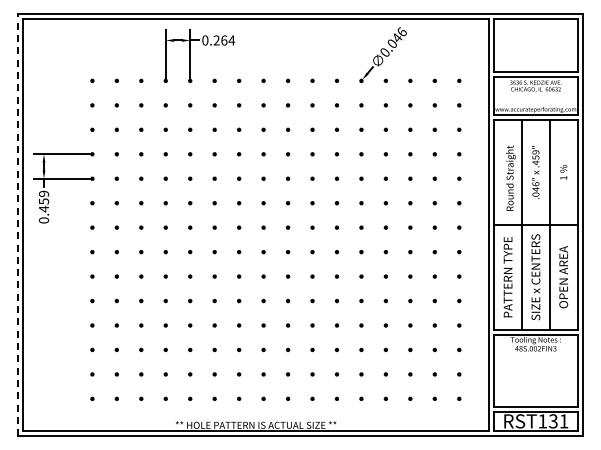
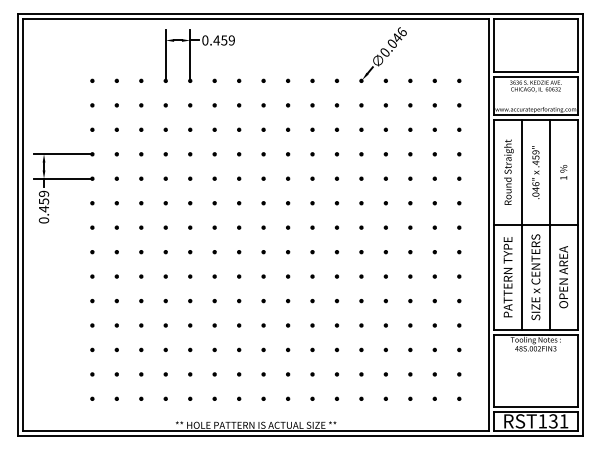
text: 0.264 -> 0.459 (224, 40)
text position: (510, 177) -> (508, 171) (508, 171)
line: dashed -> solid (18, 224)
